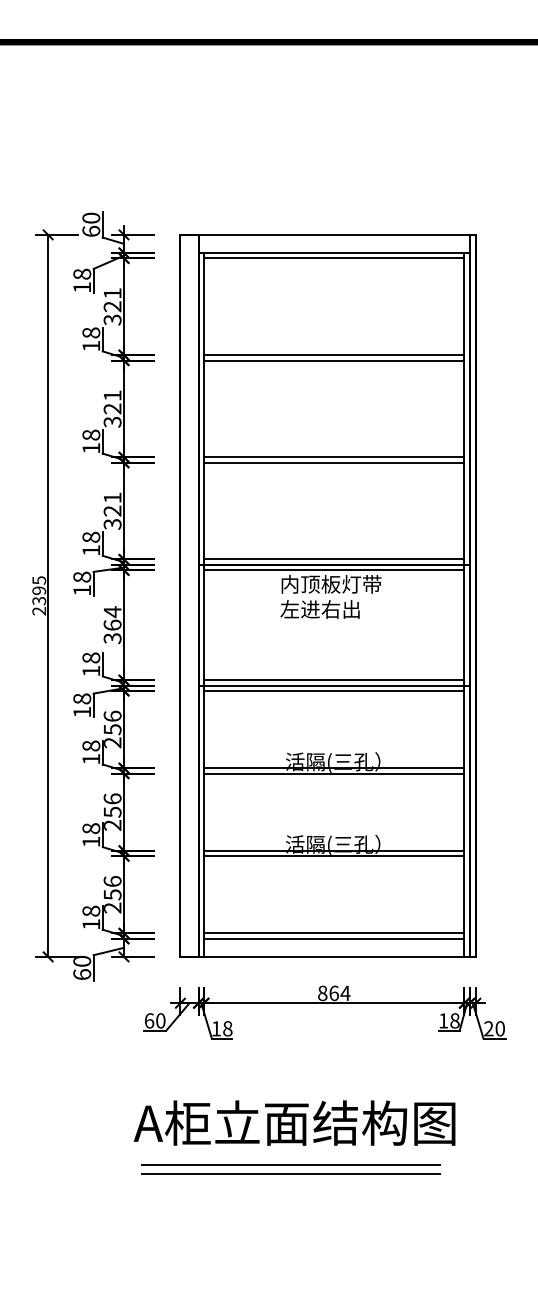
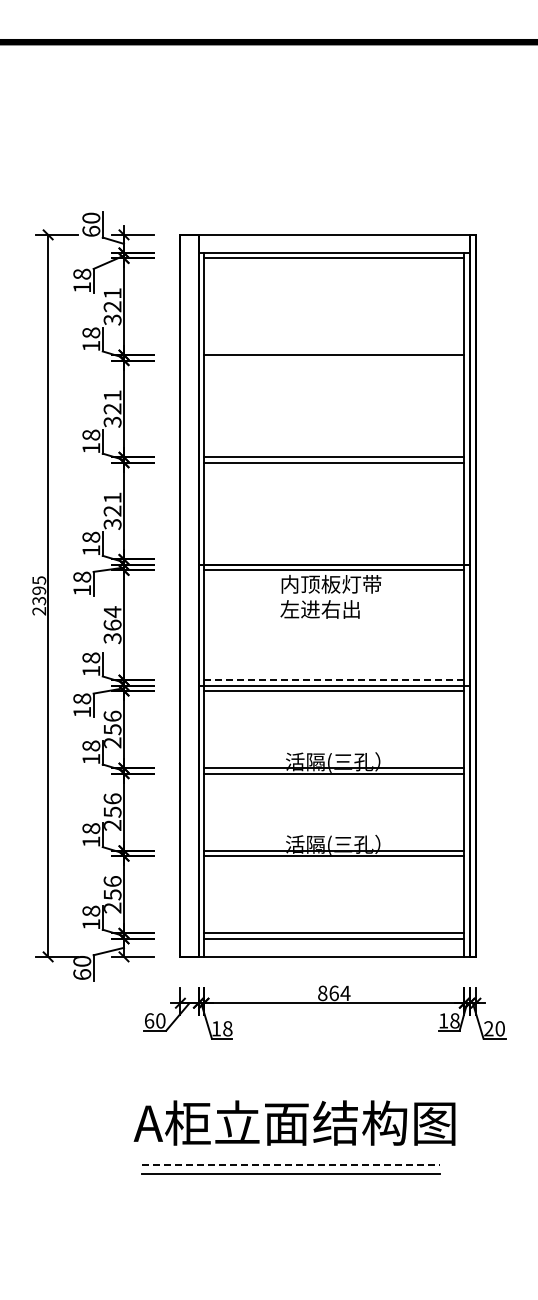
line: present -> none (333, 360)
line: present -> none (333, 559)
line: solid -> dashed (333, 680)
line: solid -> dashed (291, 1165)
